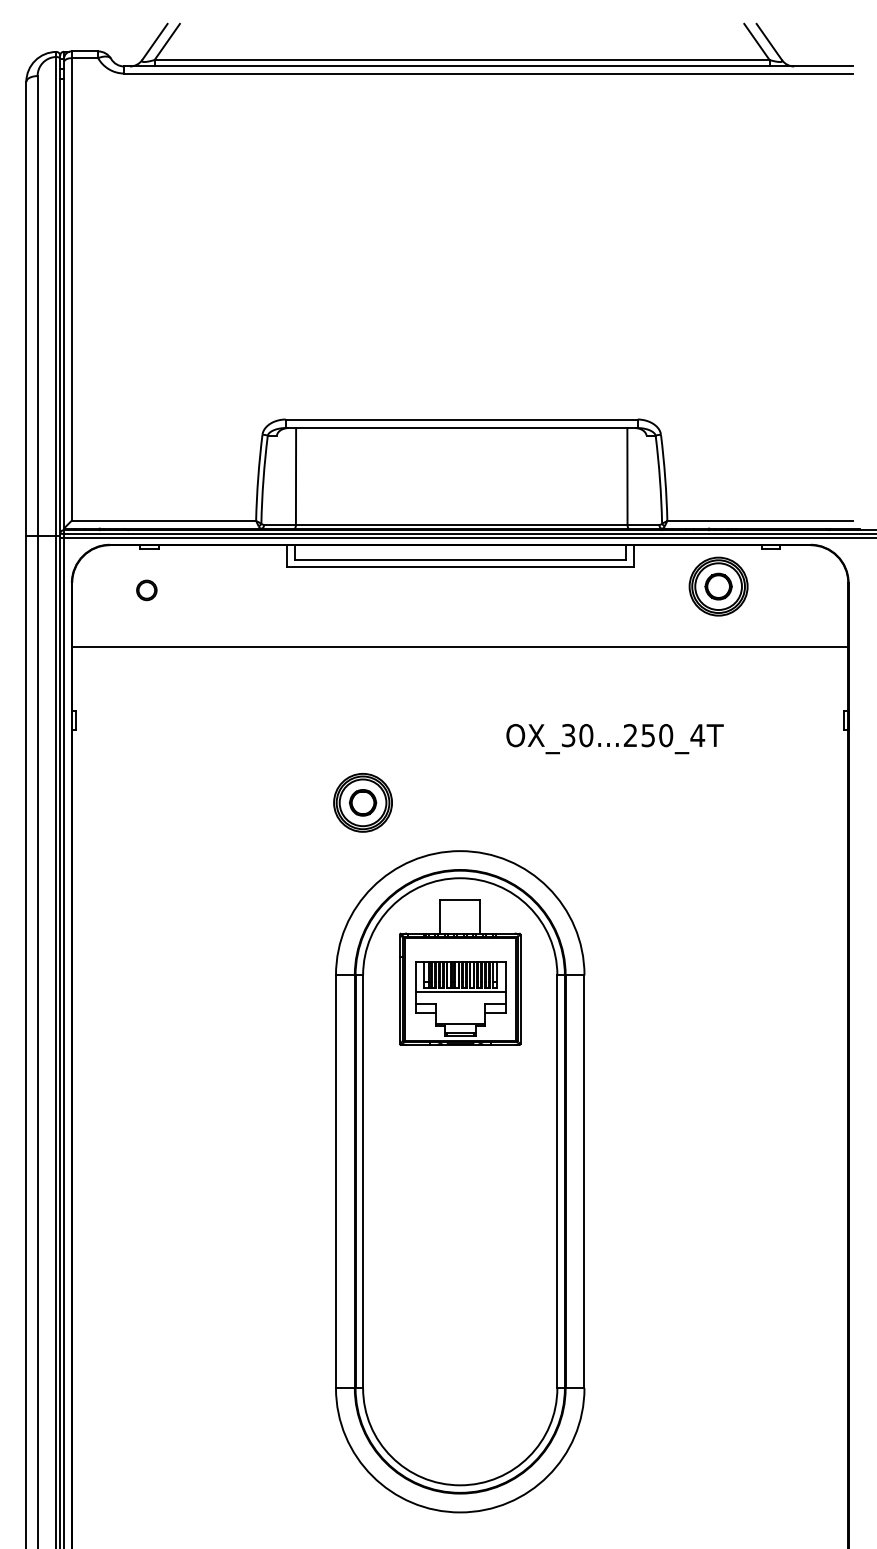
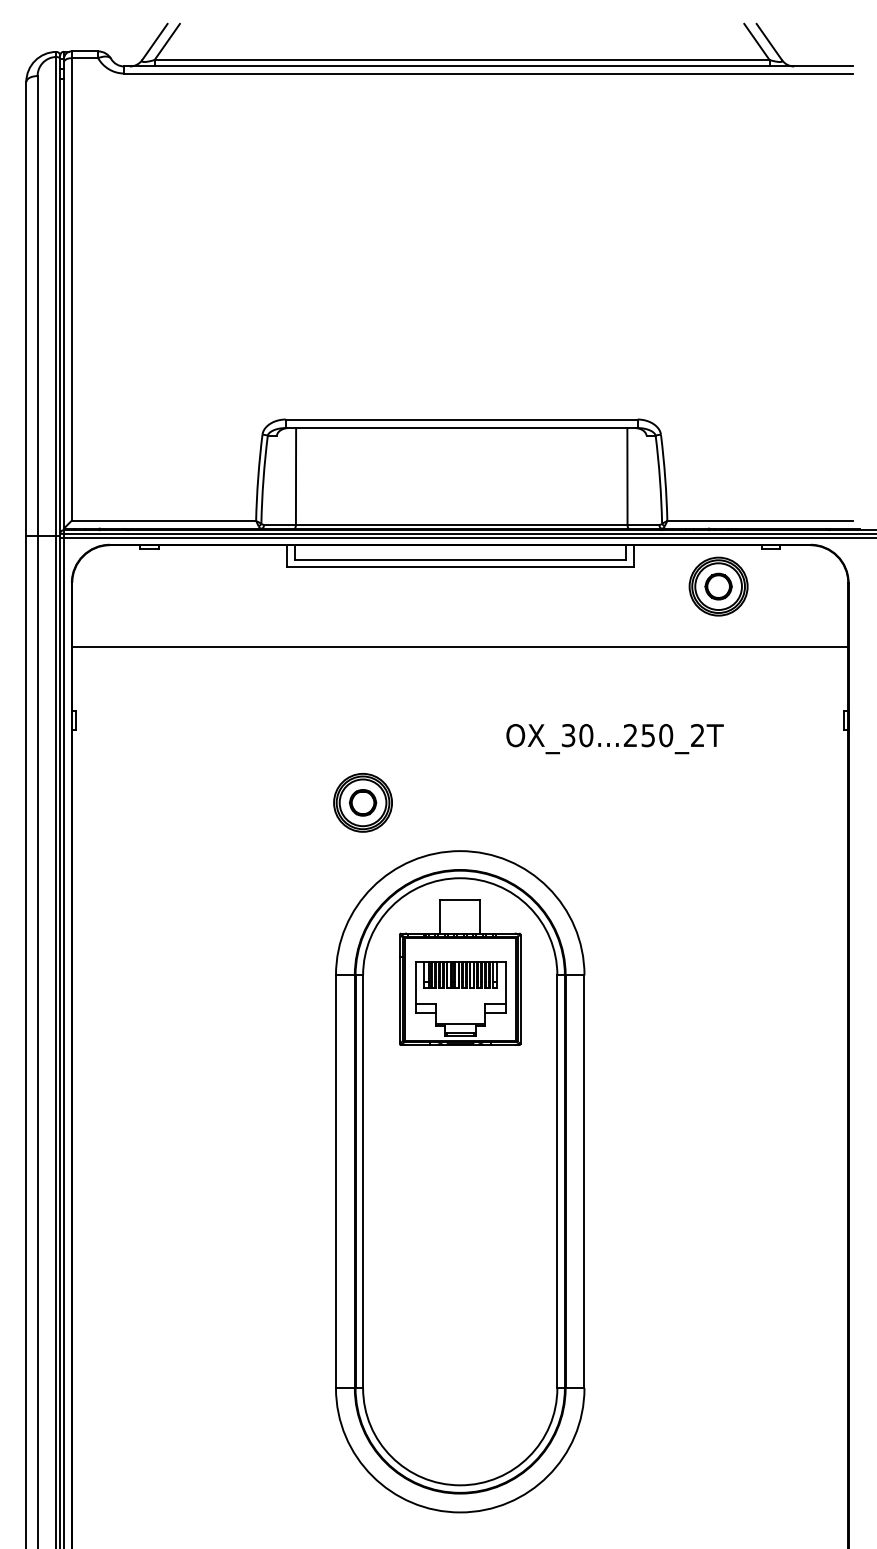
part: present -> none (146, 590)
text: OX_30...250_4T -> OX_30...250_2T (697, 735)
line: present -> none (460, 991)
